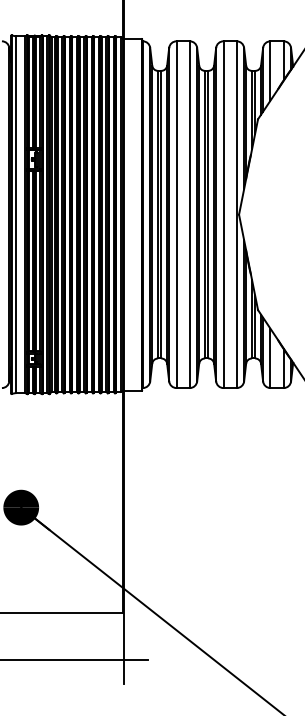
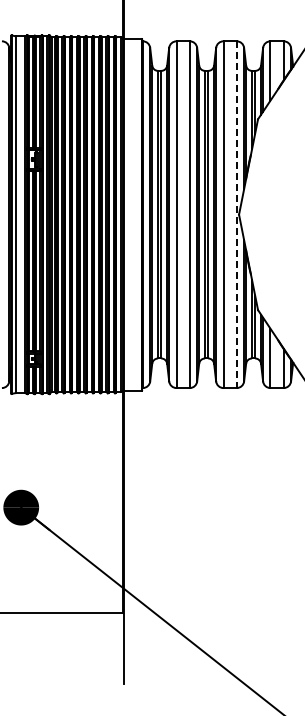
line: solid -> dashed (236, 215)
line: present -> none (75, 660)
